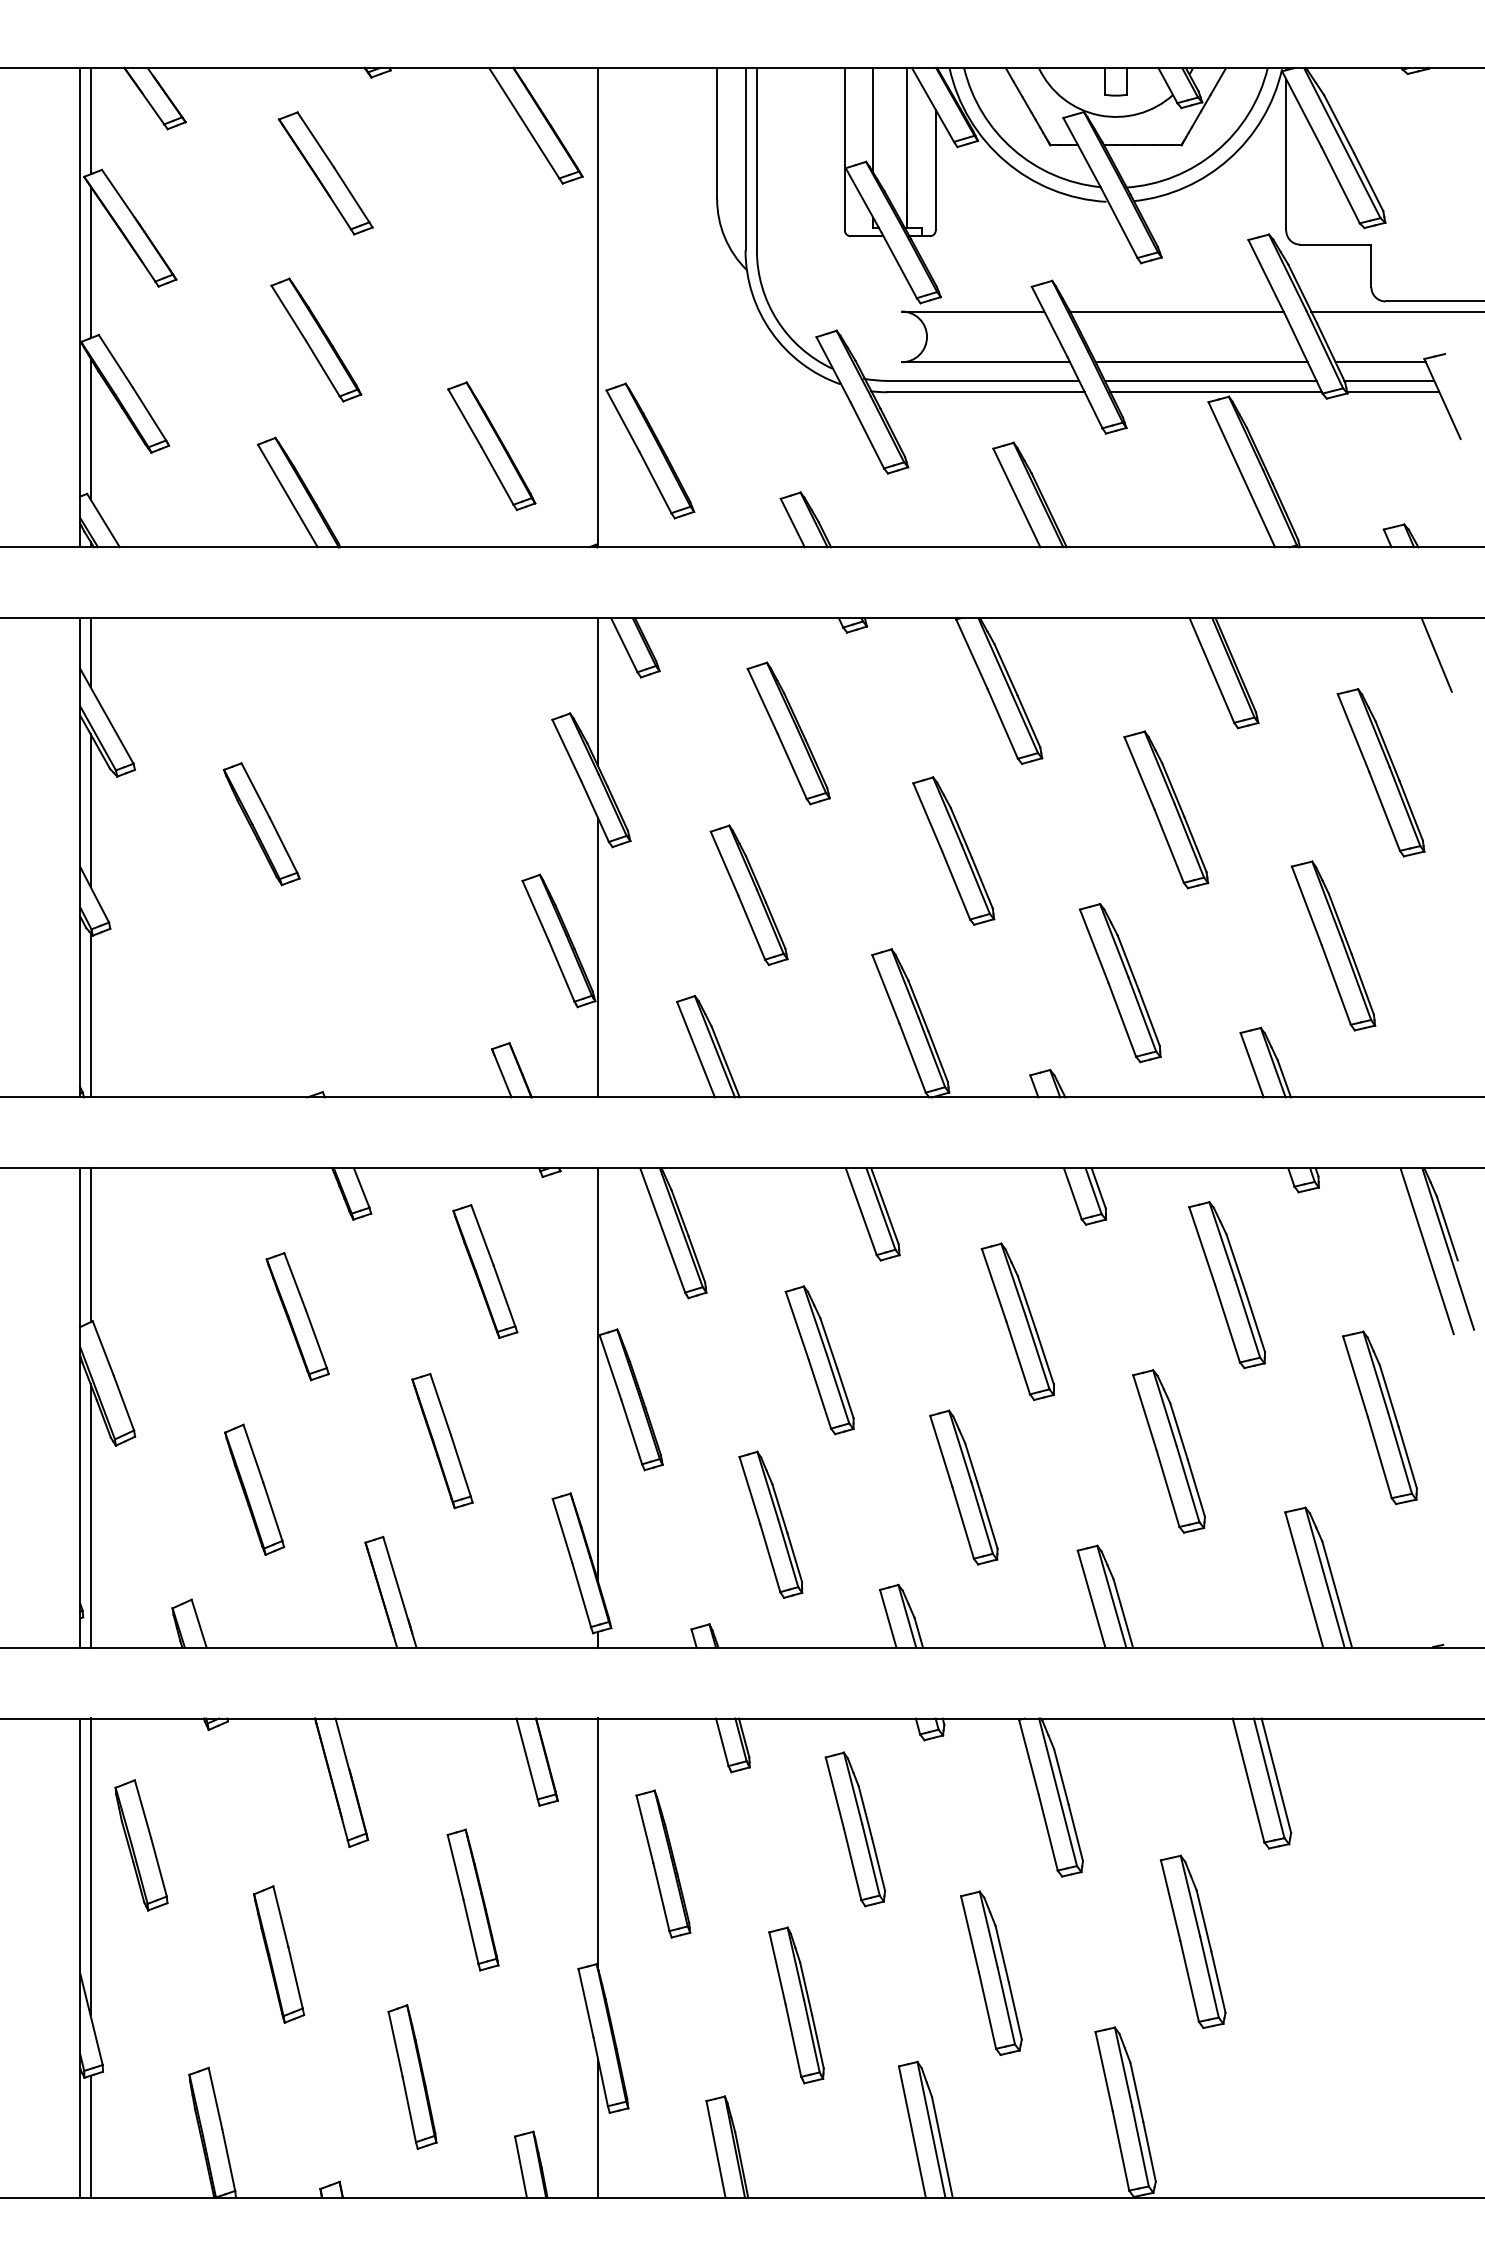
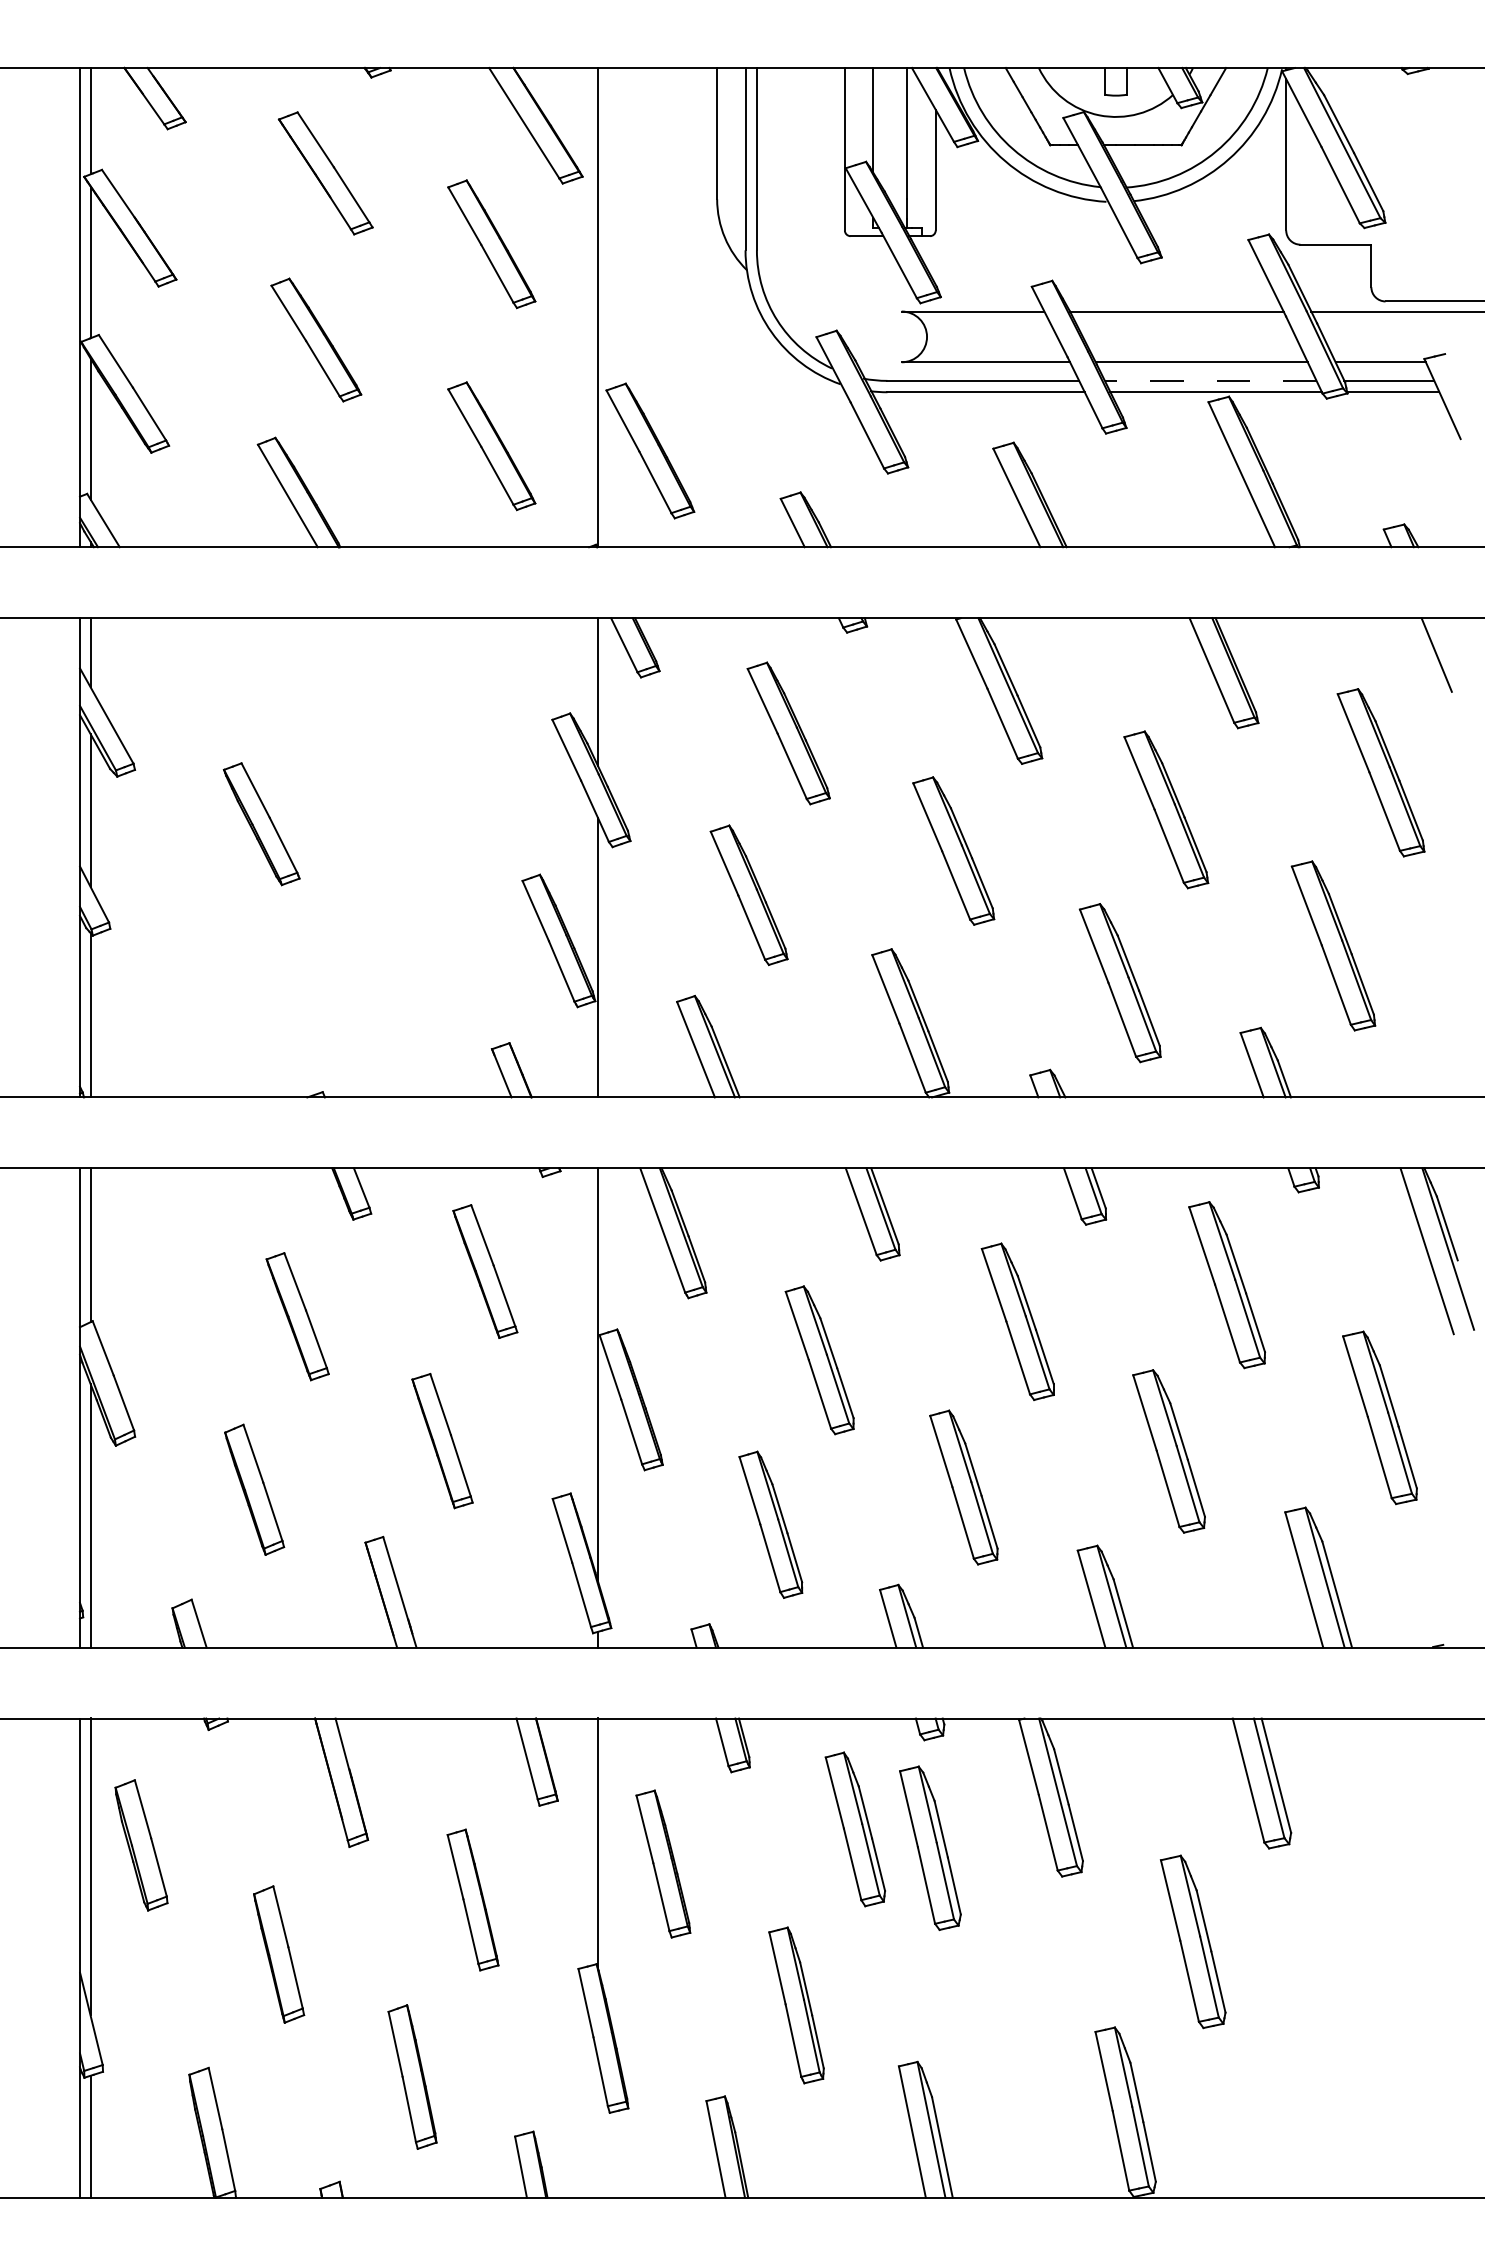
part: none -> present (491, 244)
line: solid -> dashed (1210, 380)
part position: (991, 1972) -> (930, 1847) (930, 1847)
line: present -> none (598, 2127)
